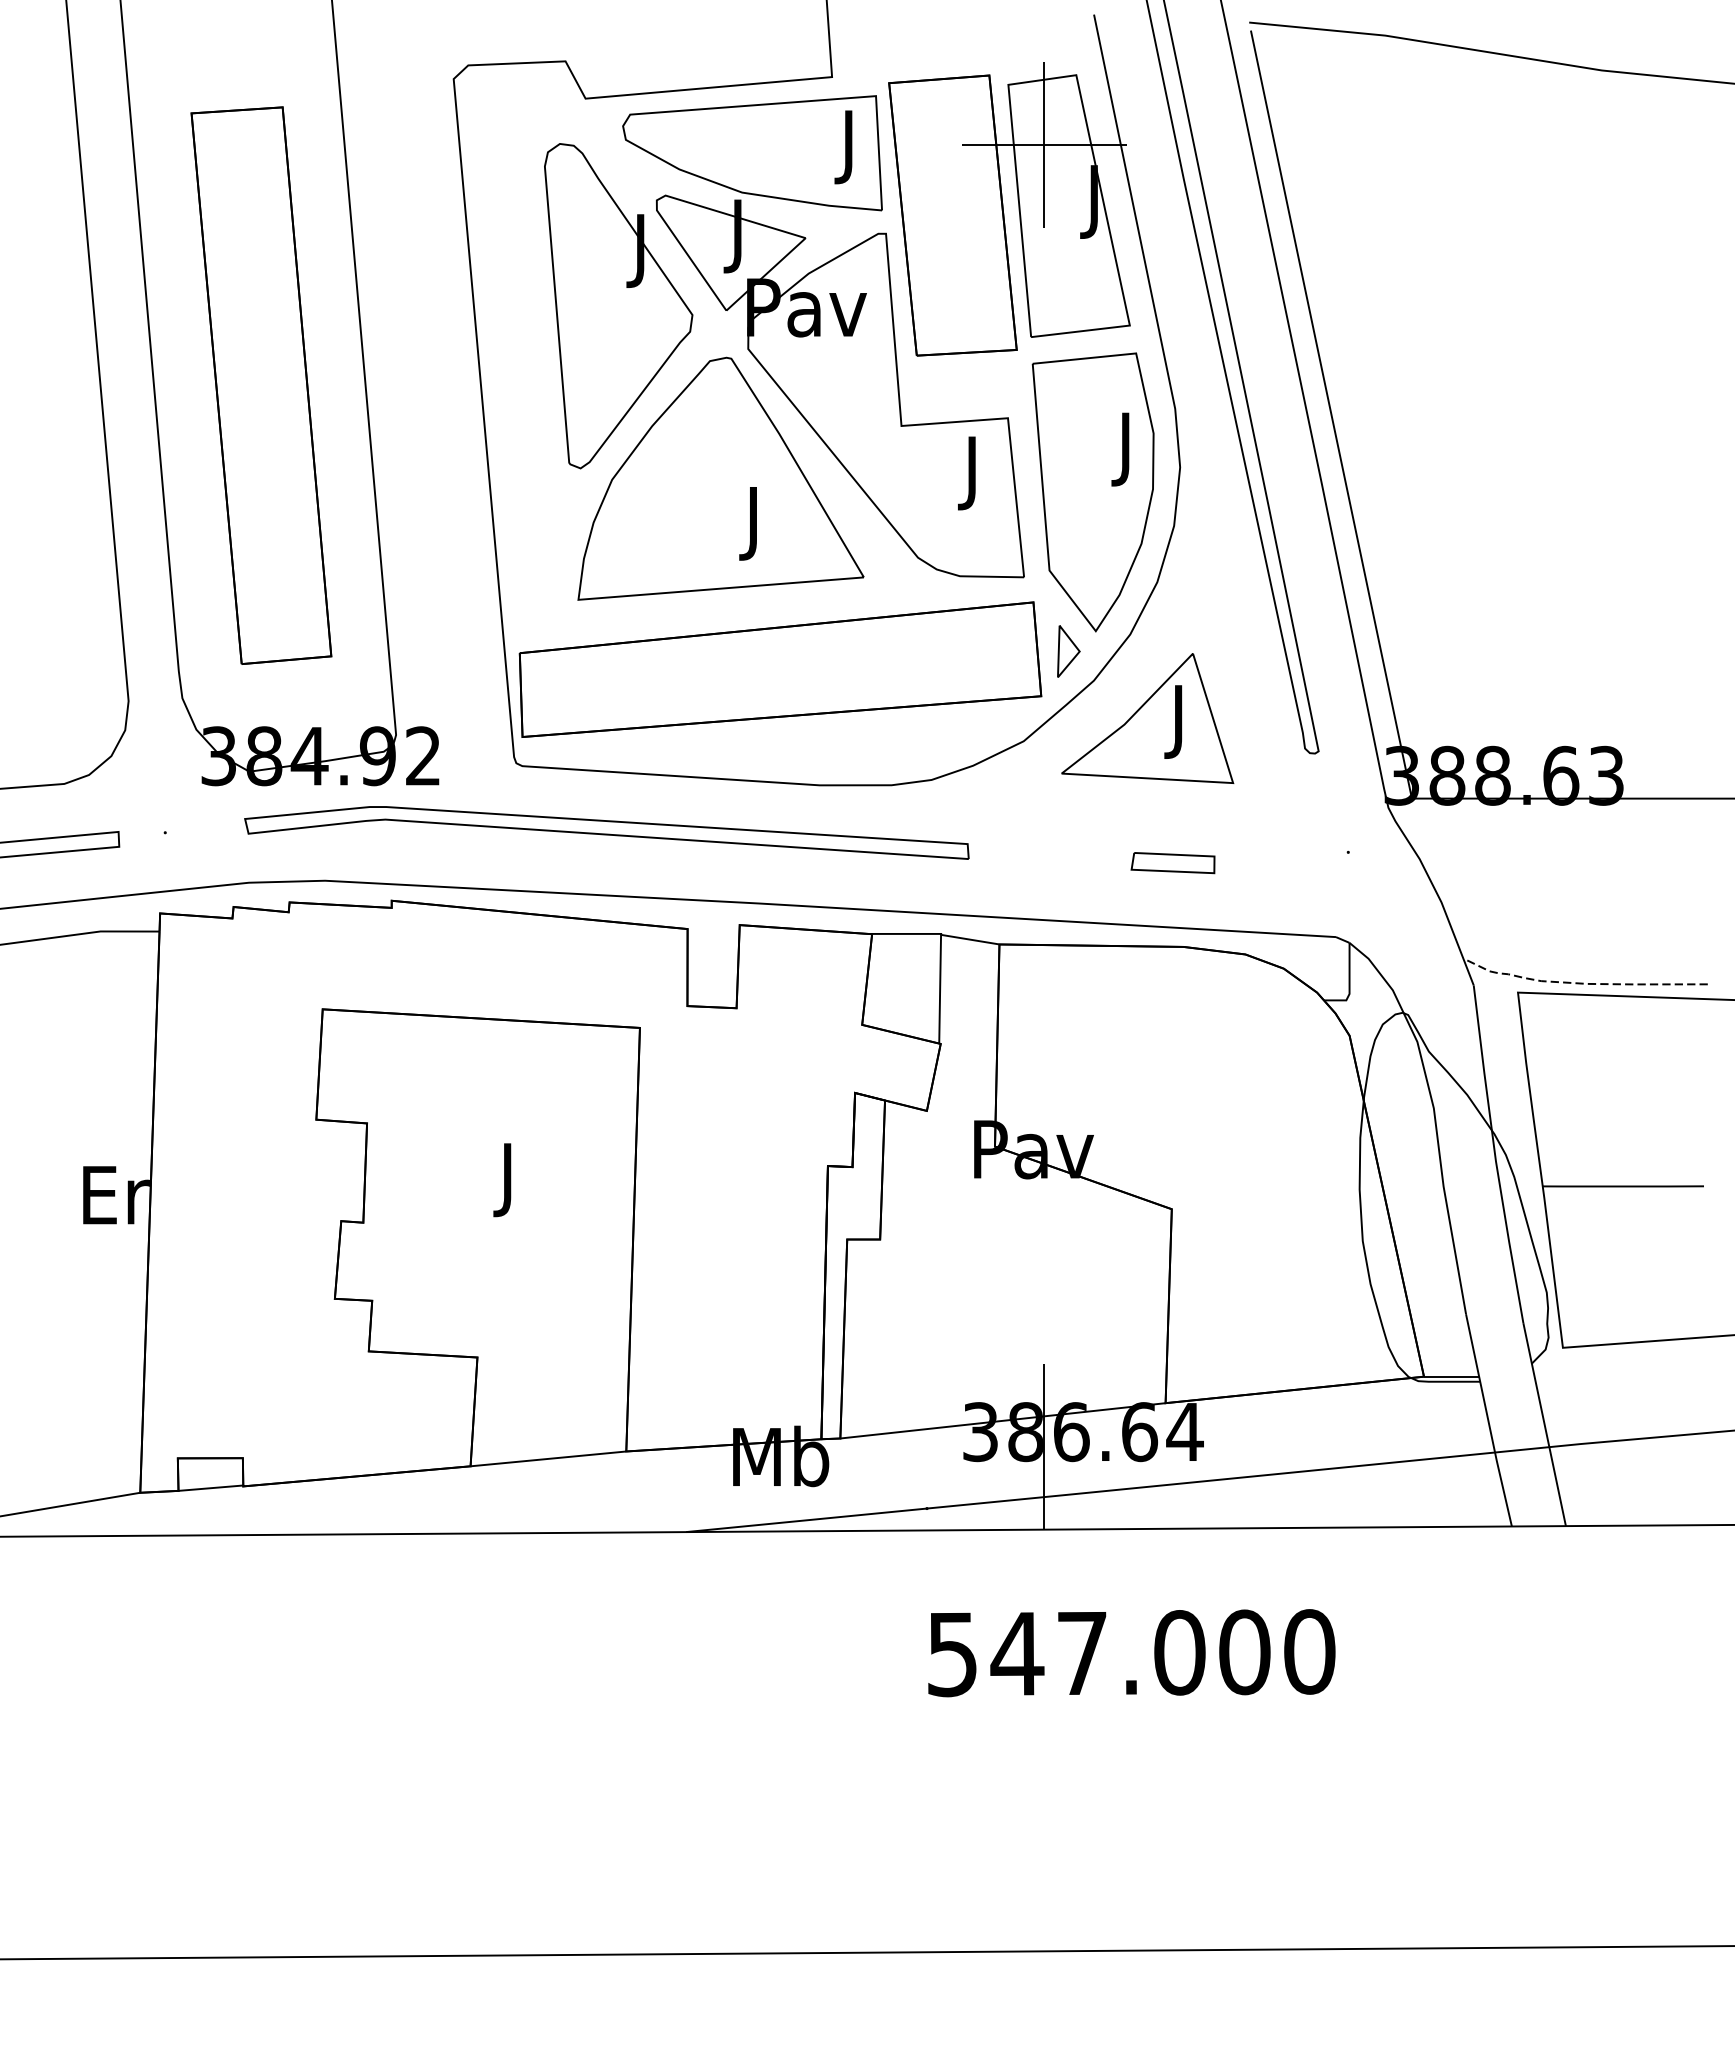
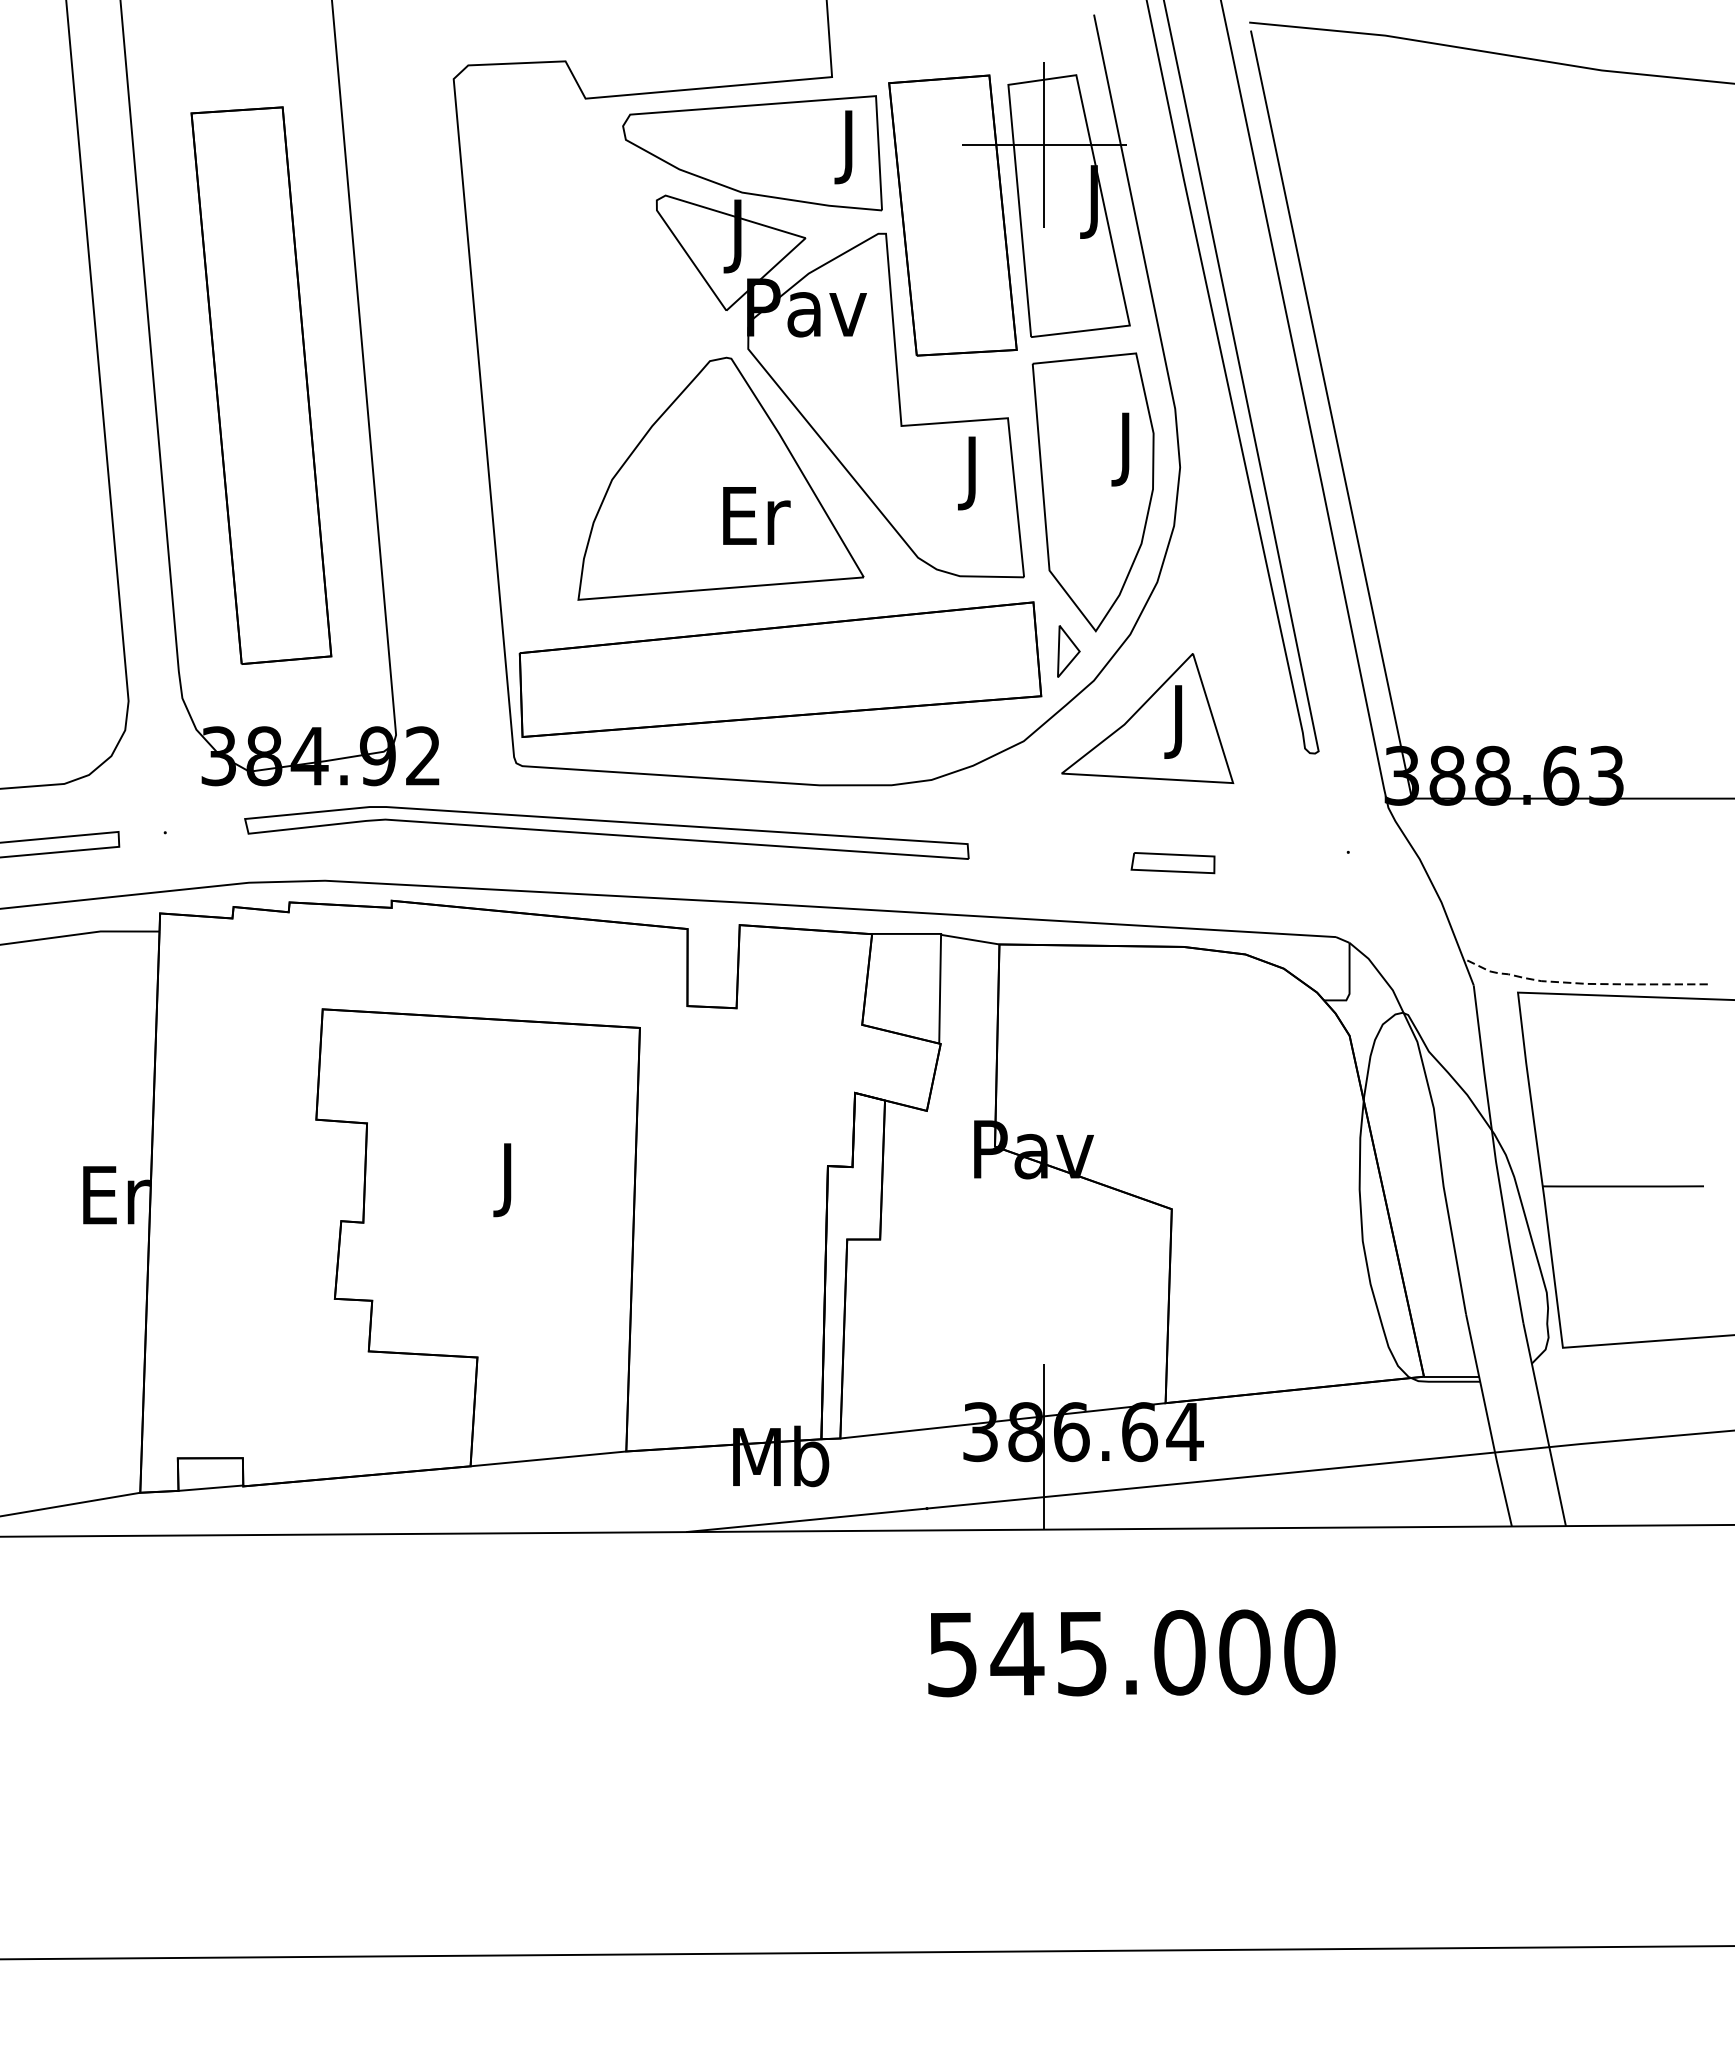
part: present -> none (618, 306)
text: J -> Er (756, 523)
text: 547.000 -> 545.000 (1082, 1654)
